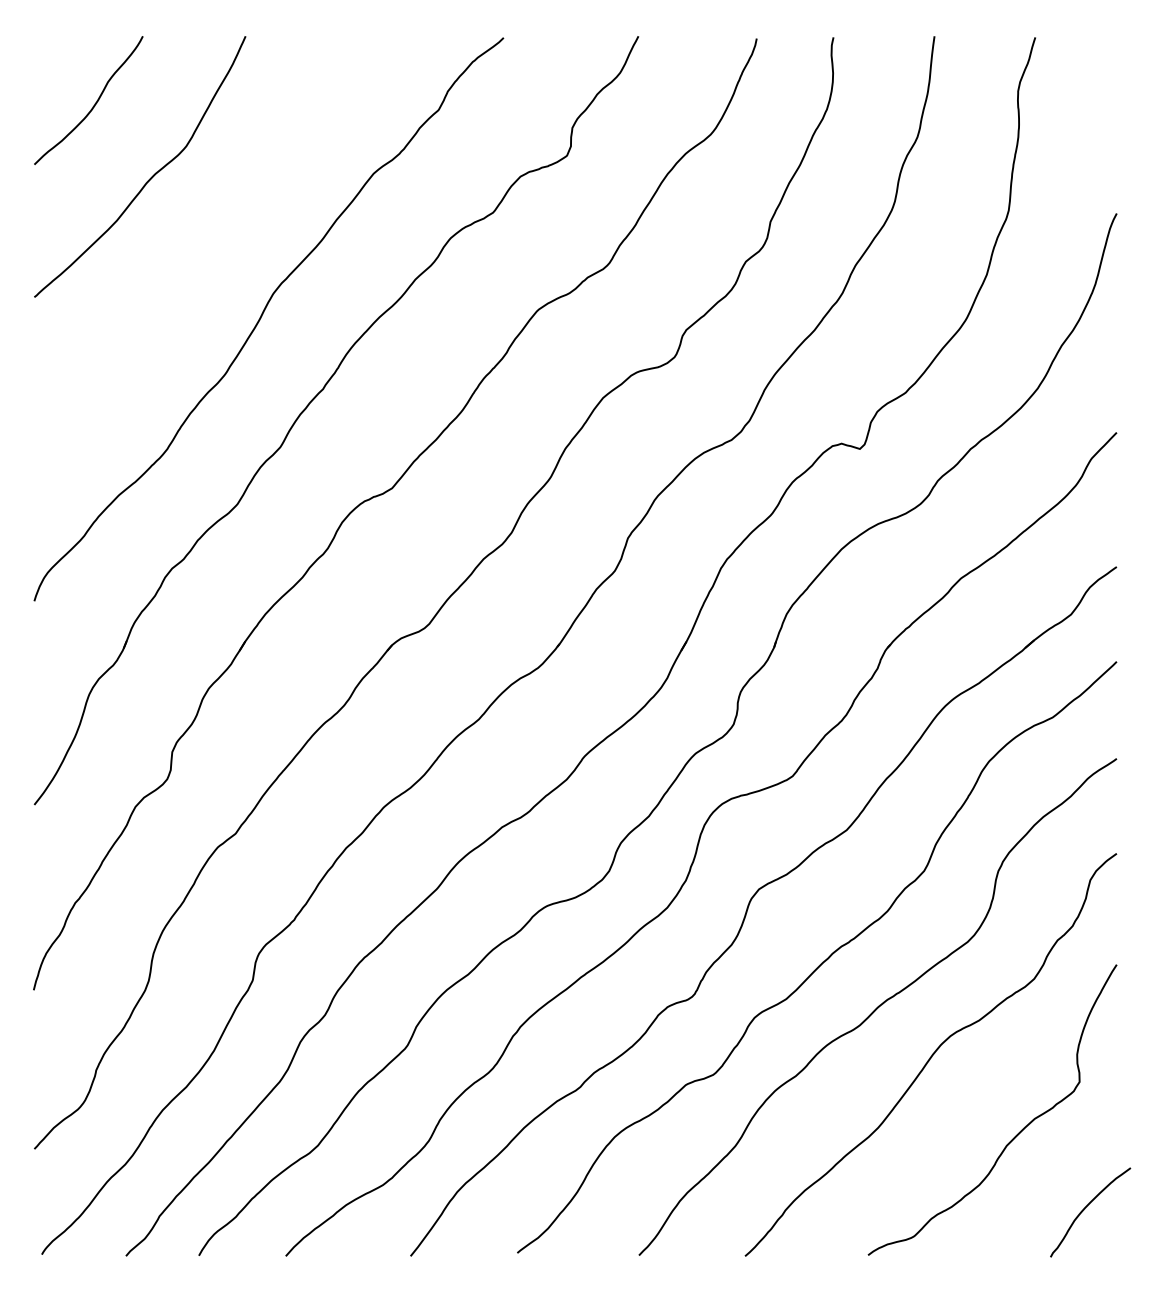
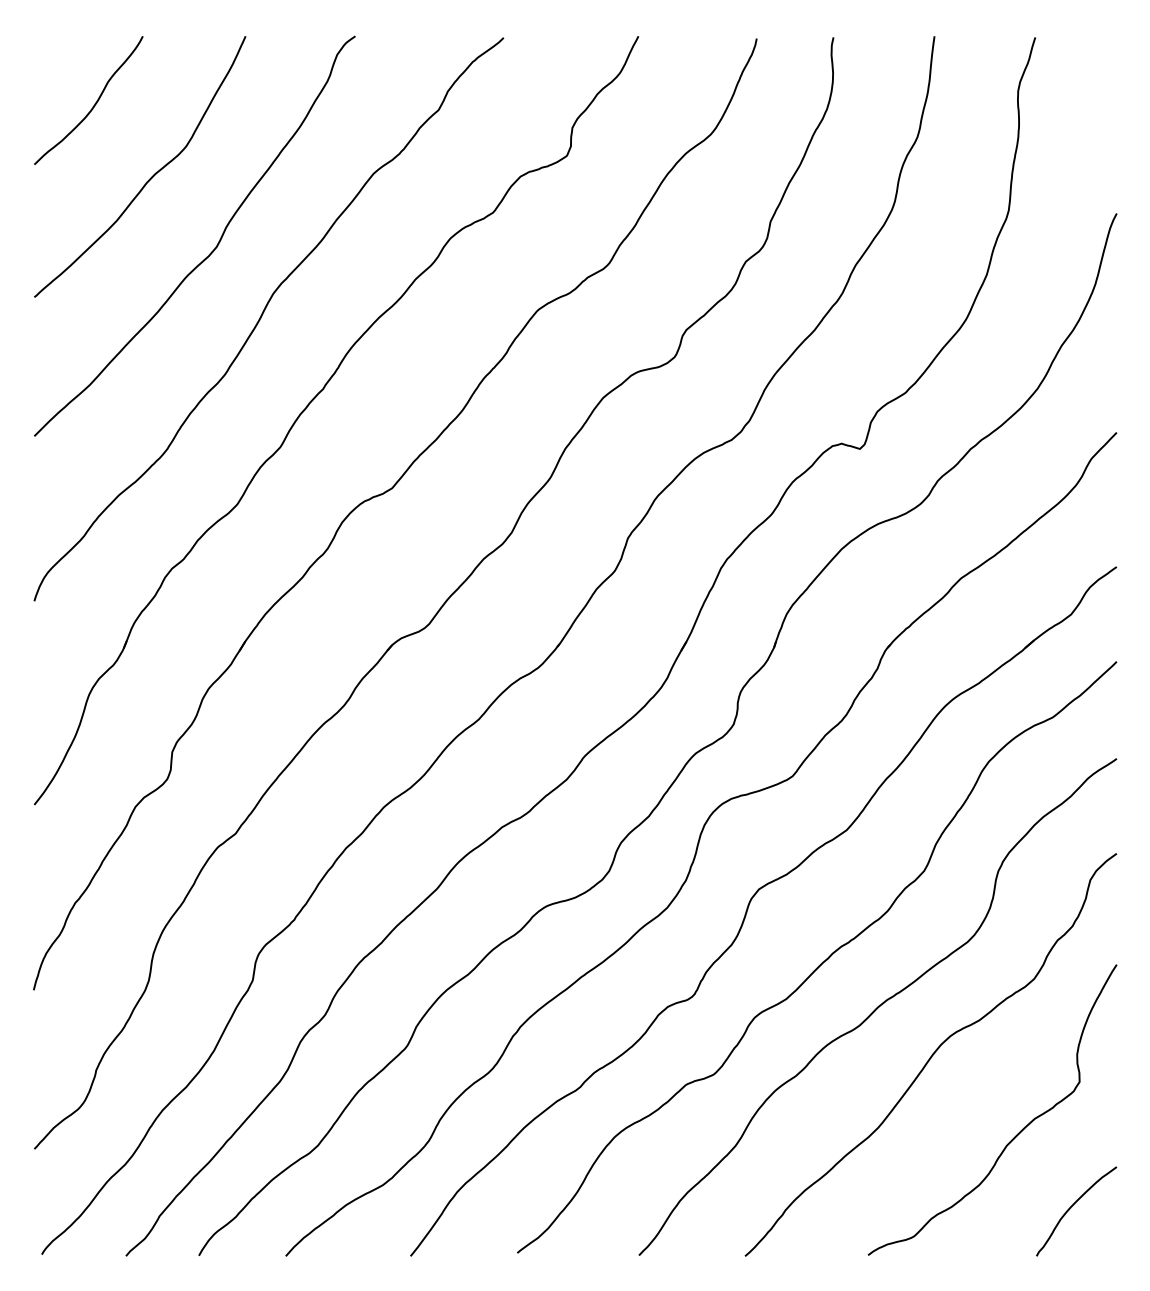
curve: none -> present (211, 251)
curve position: (1084, 1210) -> (1070, 1209) (1070, 1209)
